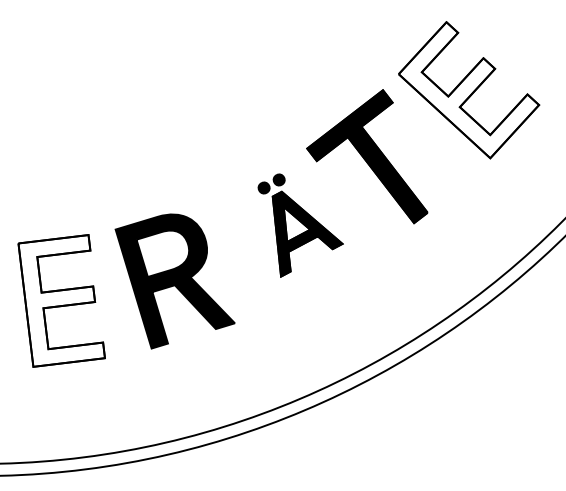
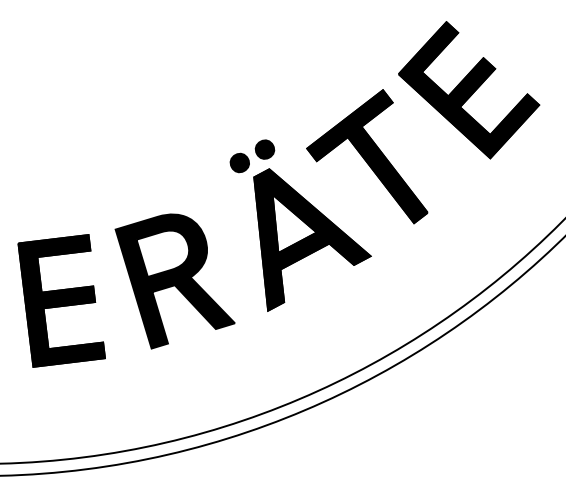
fill: none -> present (468, 90)
part size: 87x105 px -> 143x173 px (300, 225)
fill: none -> present (61, 300)
